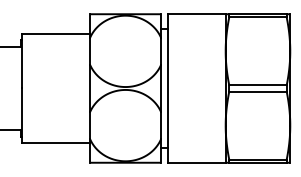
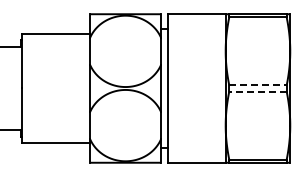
line: solid -> dashed (257, 85)
line: solid -> dashed (257, 91)
